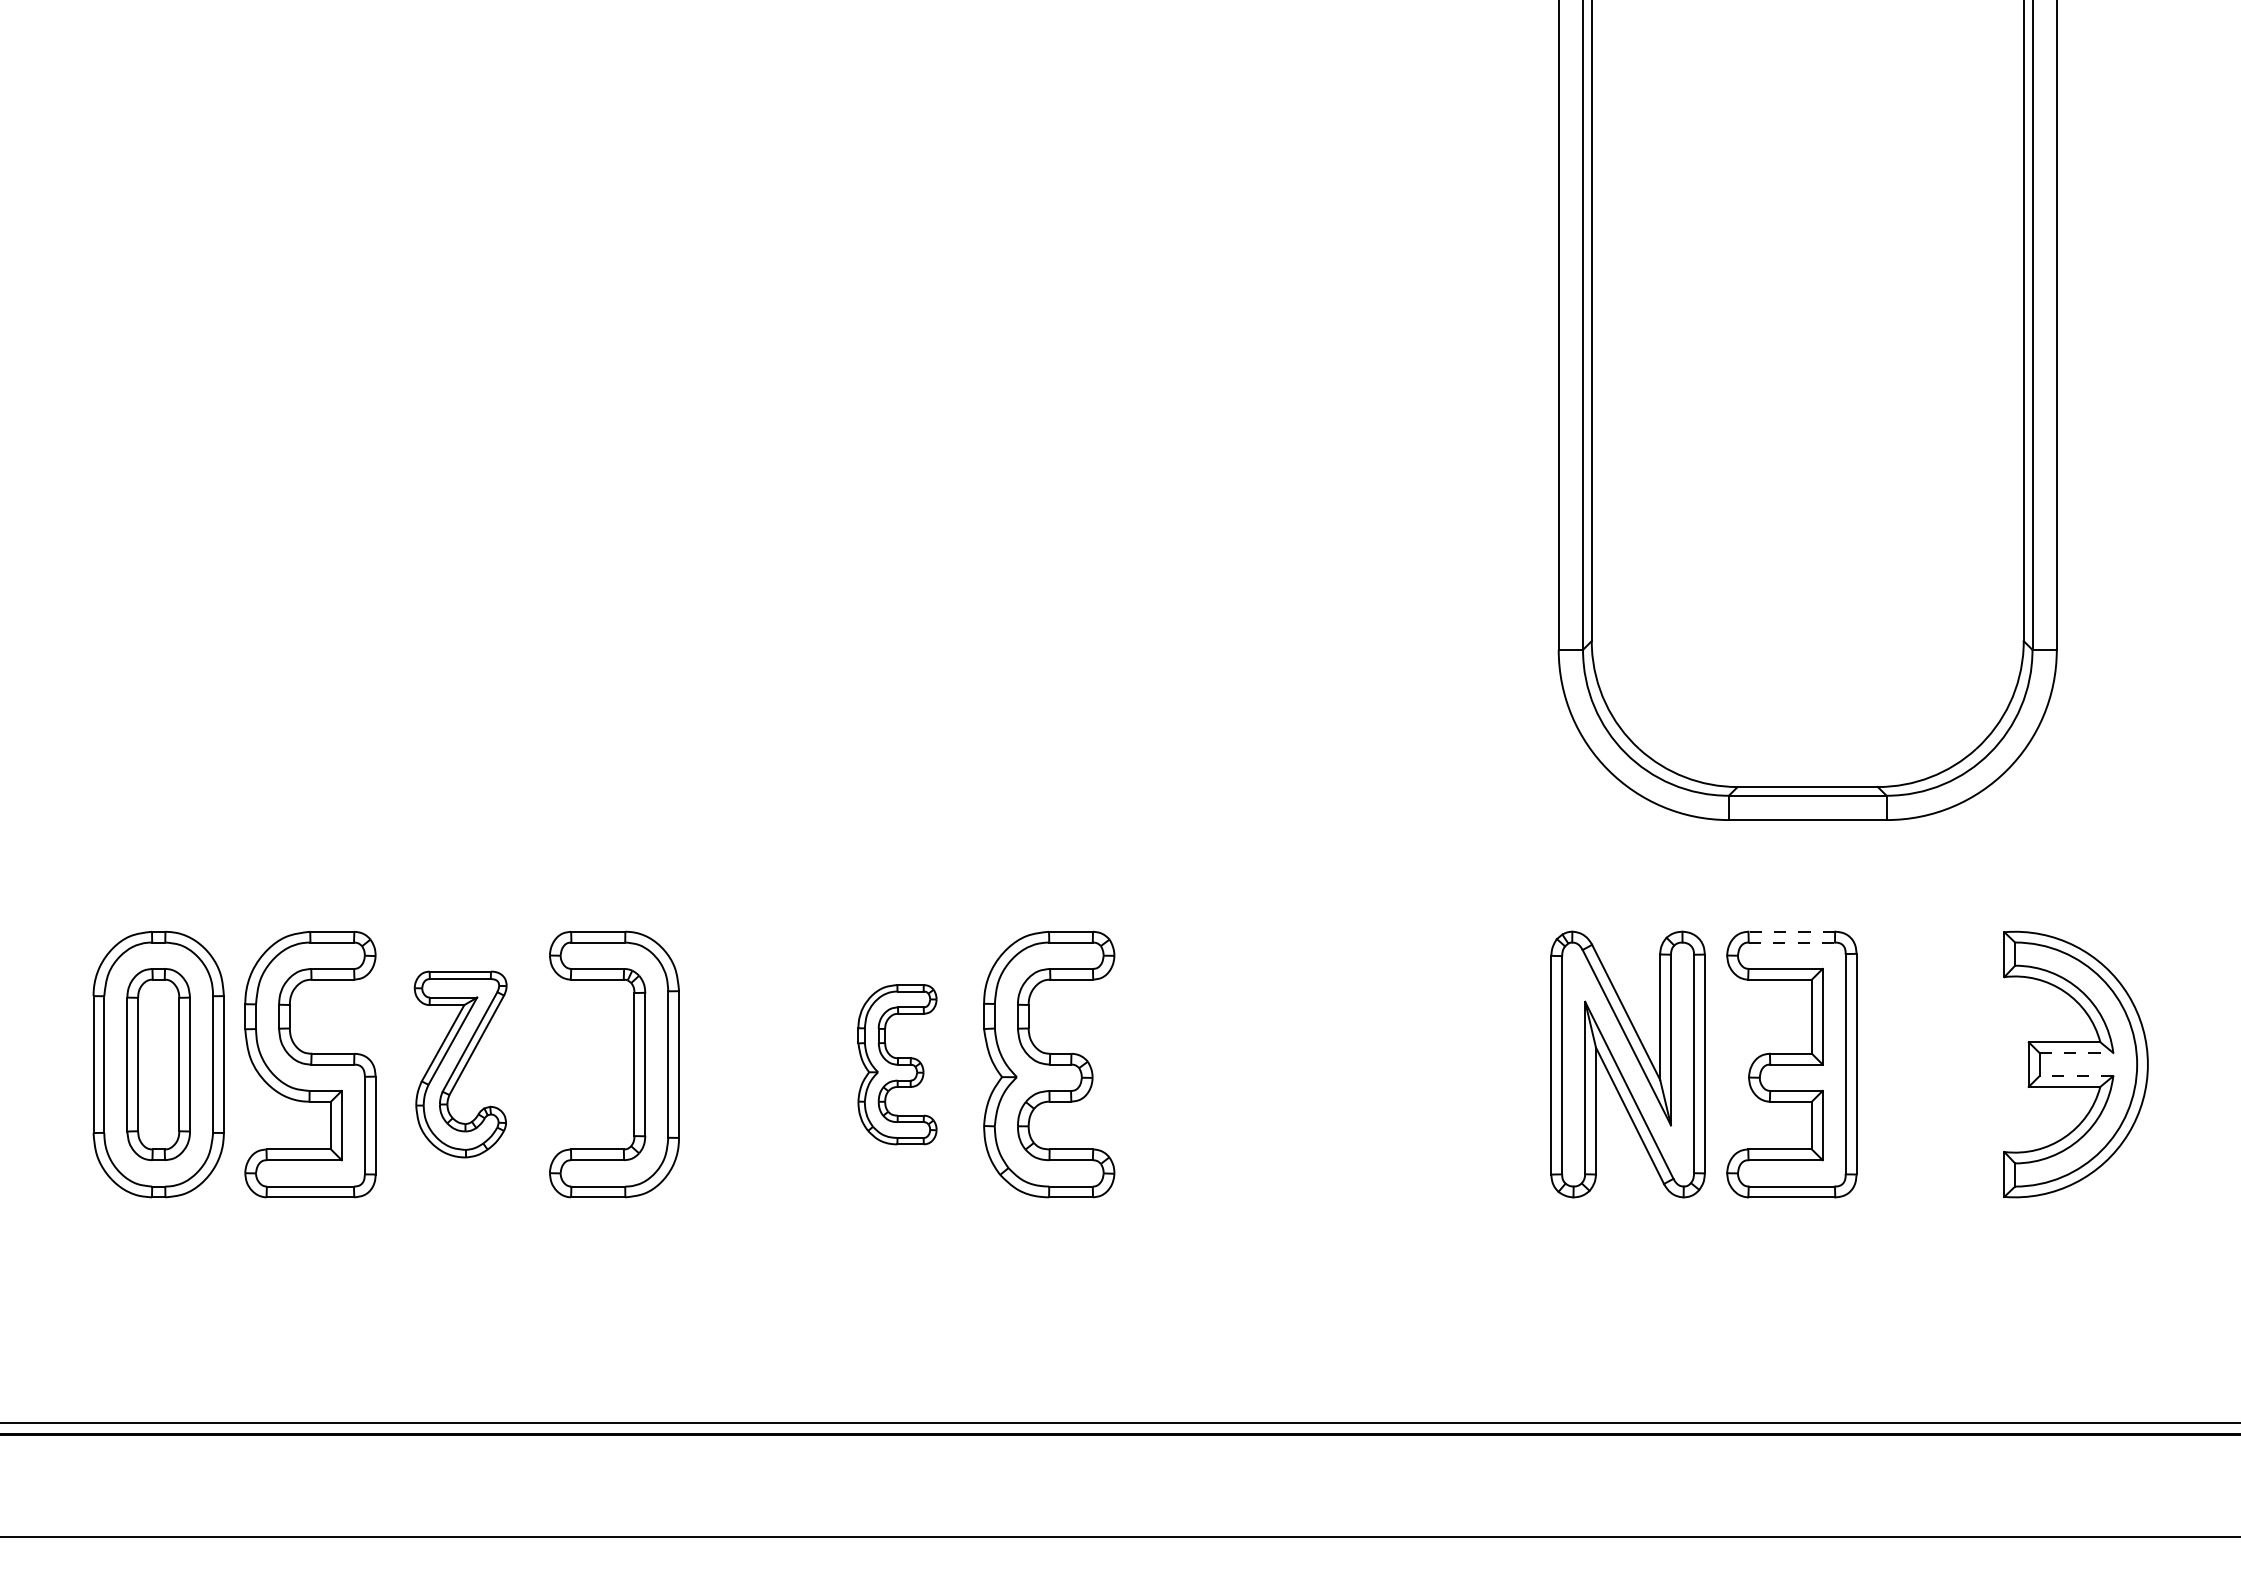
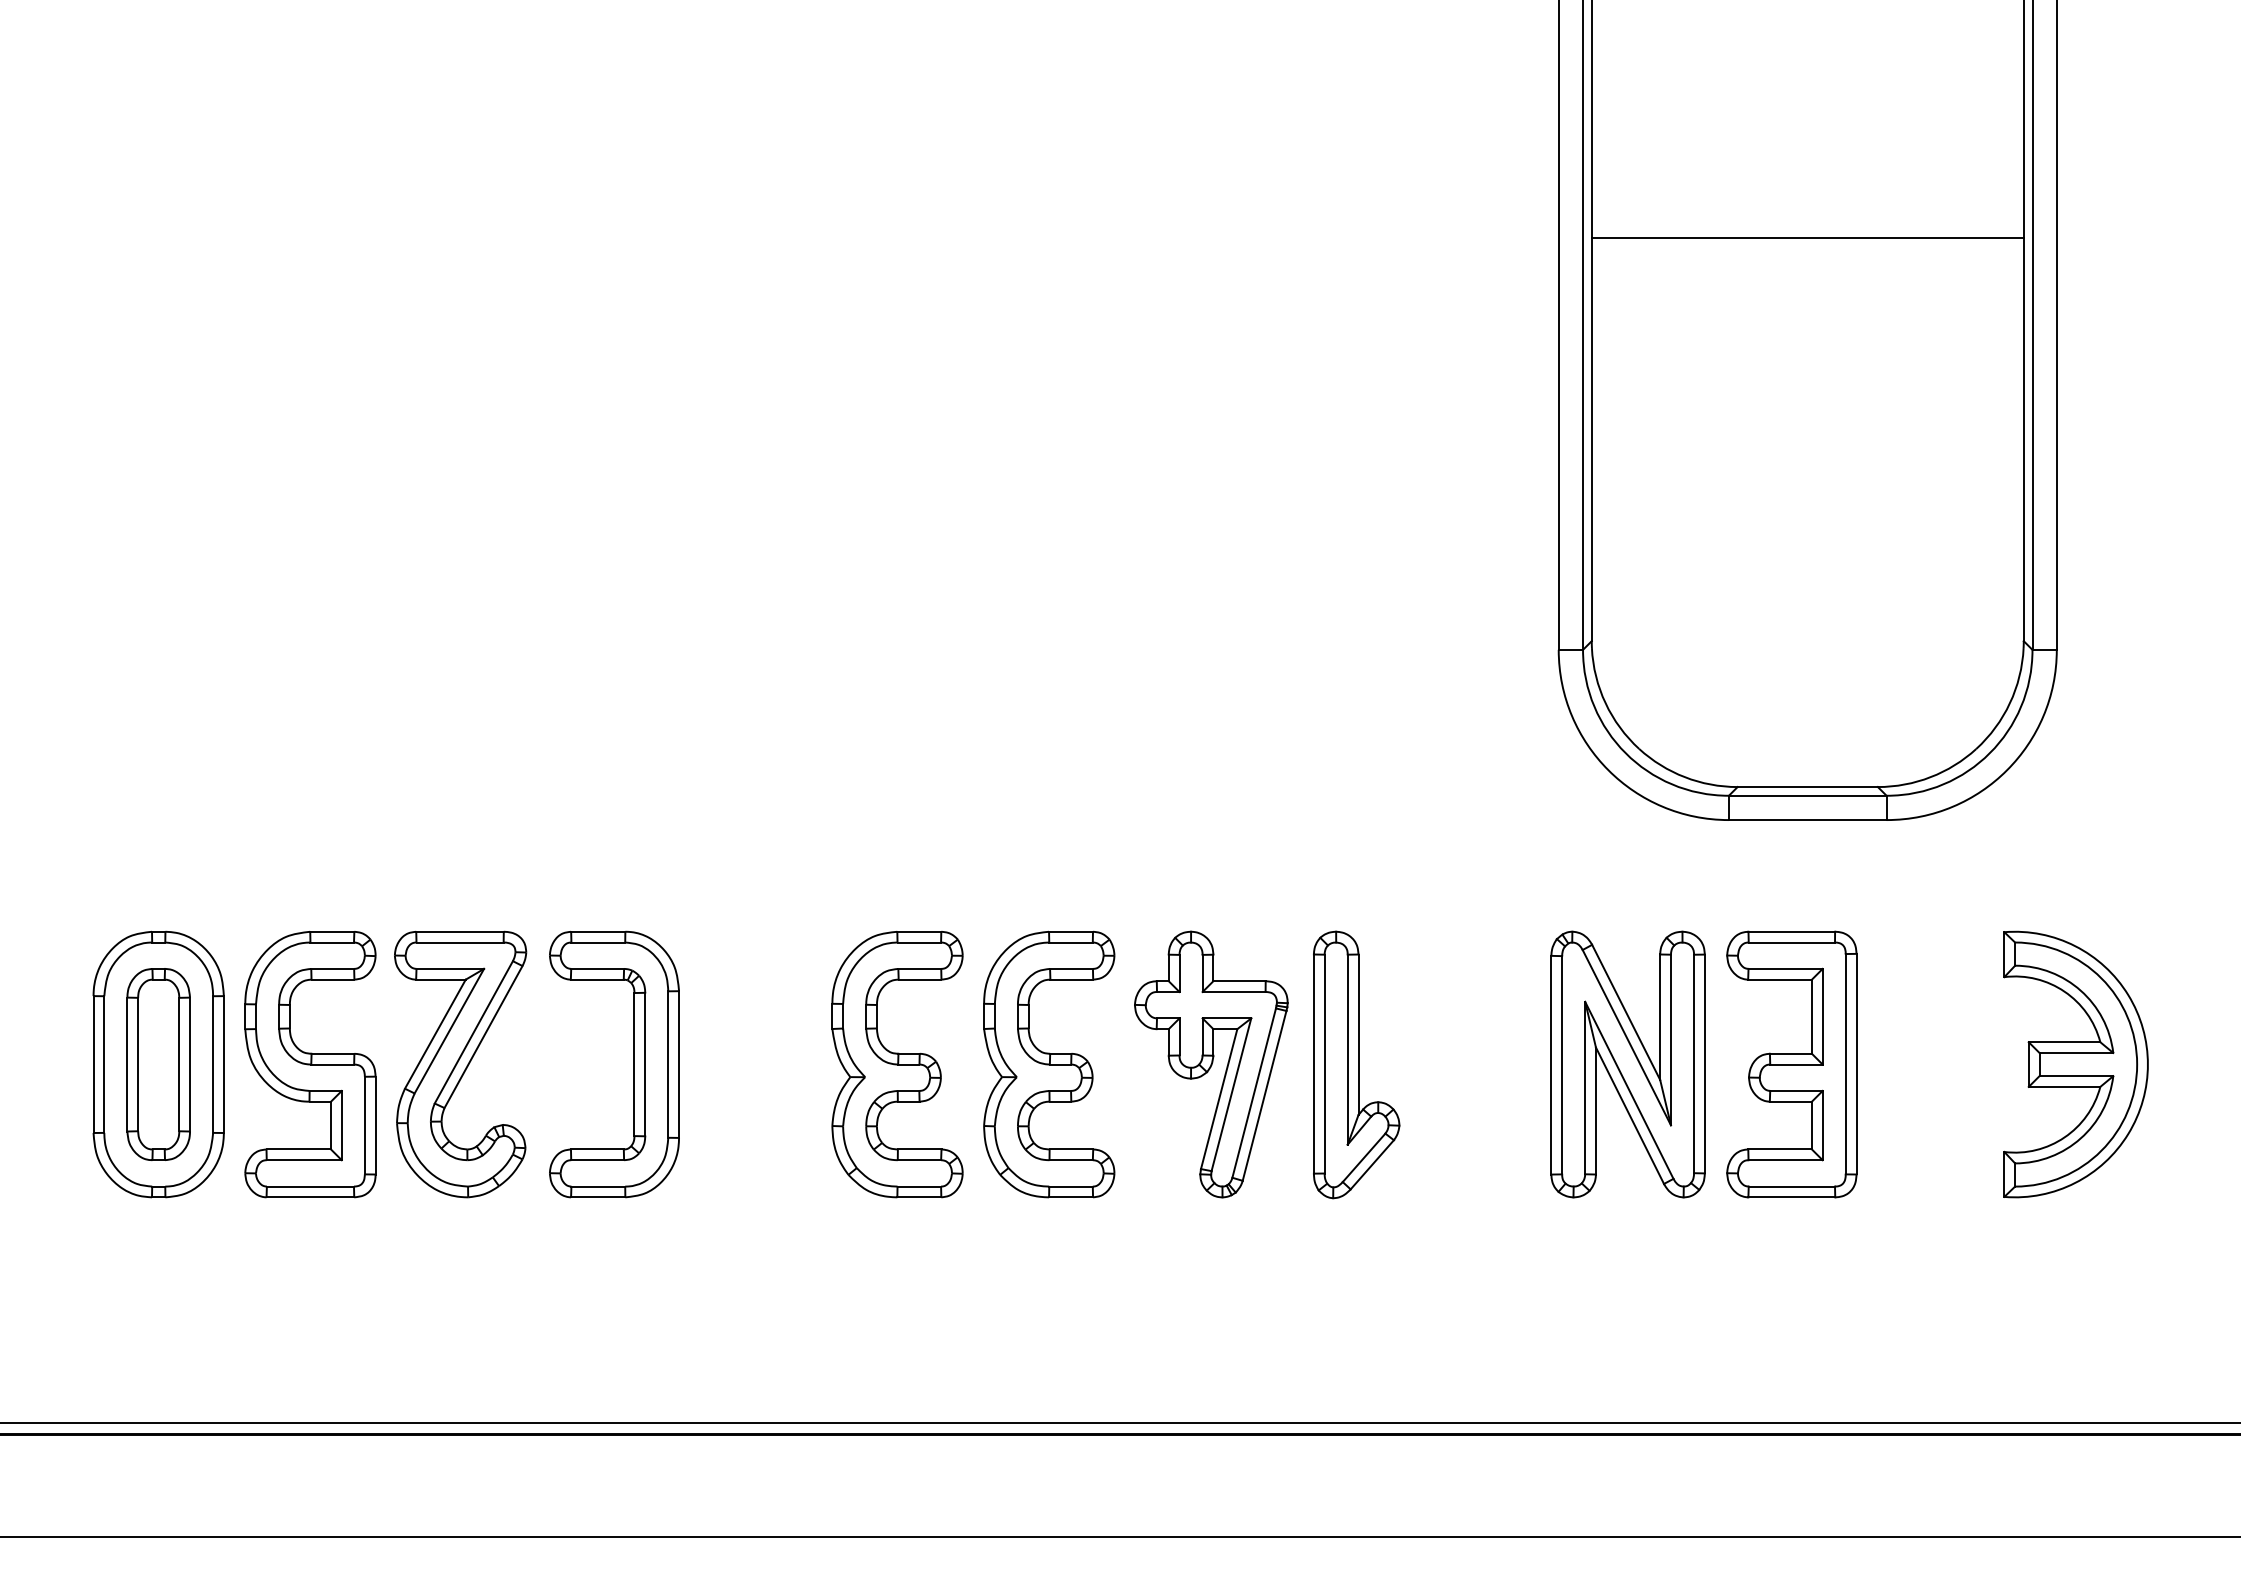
line: none -> present (1807, 237)
line: dashed -> solid (1791, 931)
line: dashed -> solid (1792, 942)
line: dashed -> solid (2076, 1052)
part size: 95x189 px -> 134x269 px (460, 1064)
part size: 81x162 px -> 133x268 px (897, 1064)
part: none -> present (1211, 1064)
part: none -> present (1356, 1064)
line: dashed -> solid (2076, 1076)
